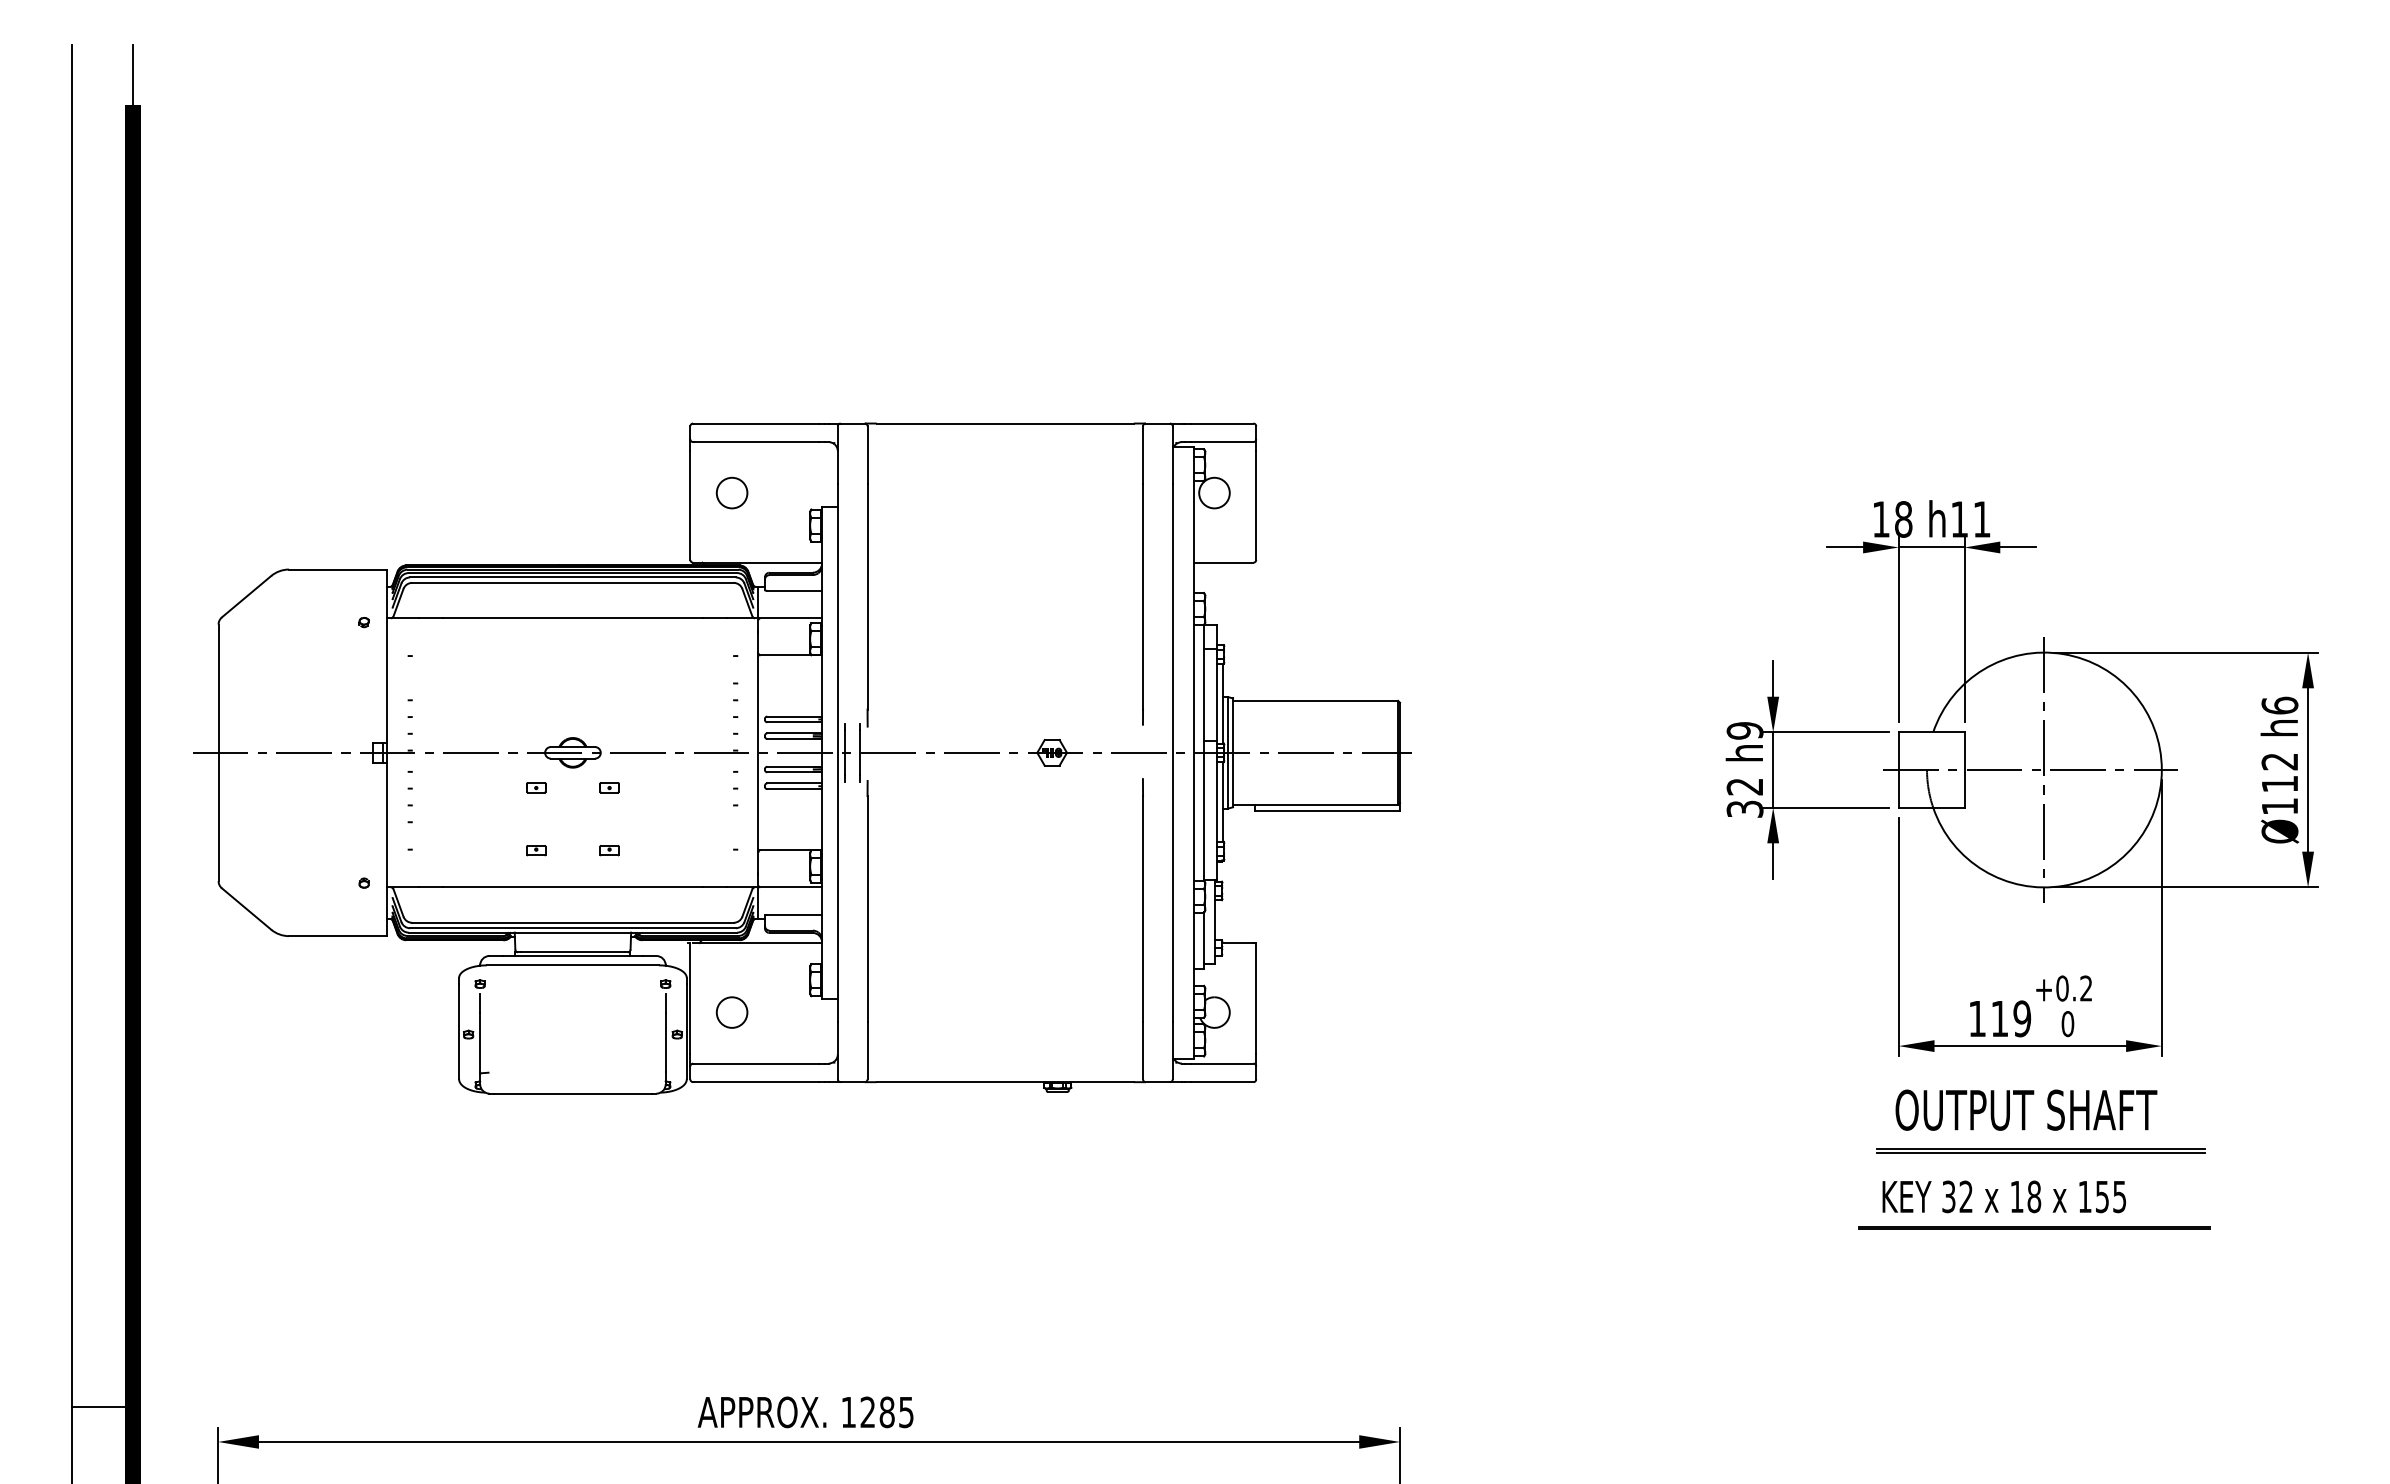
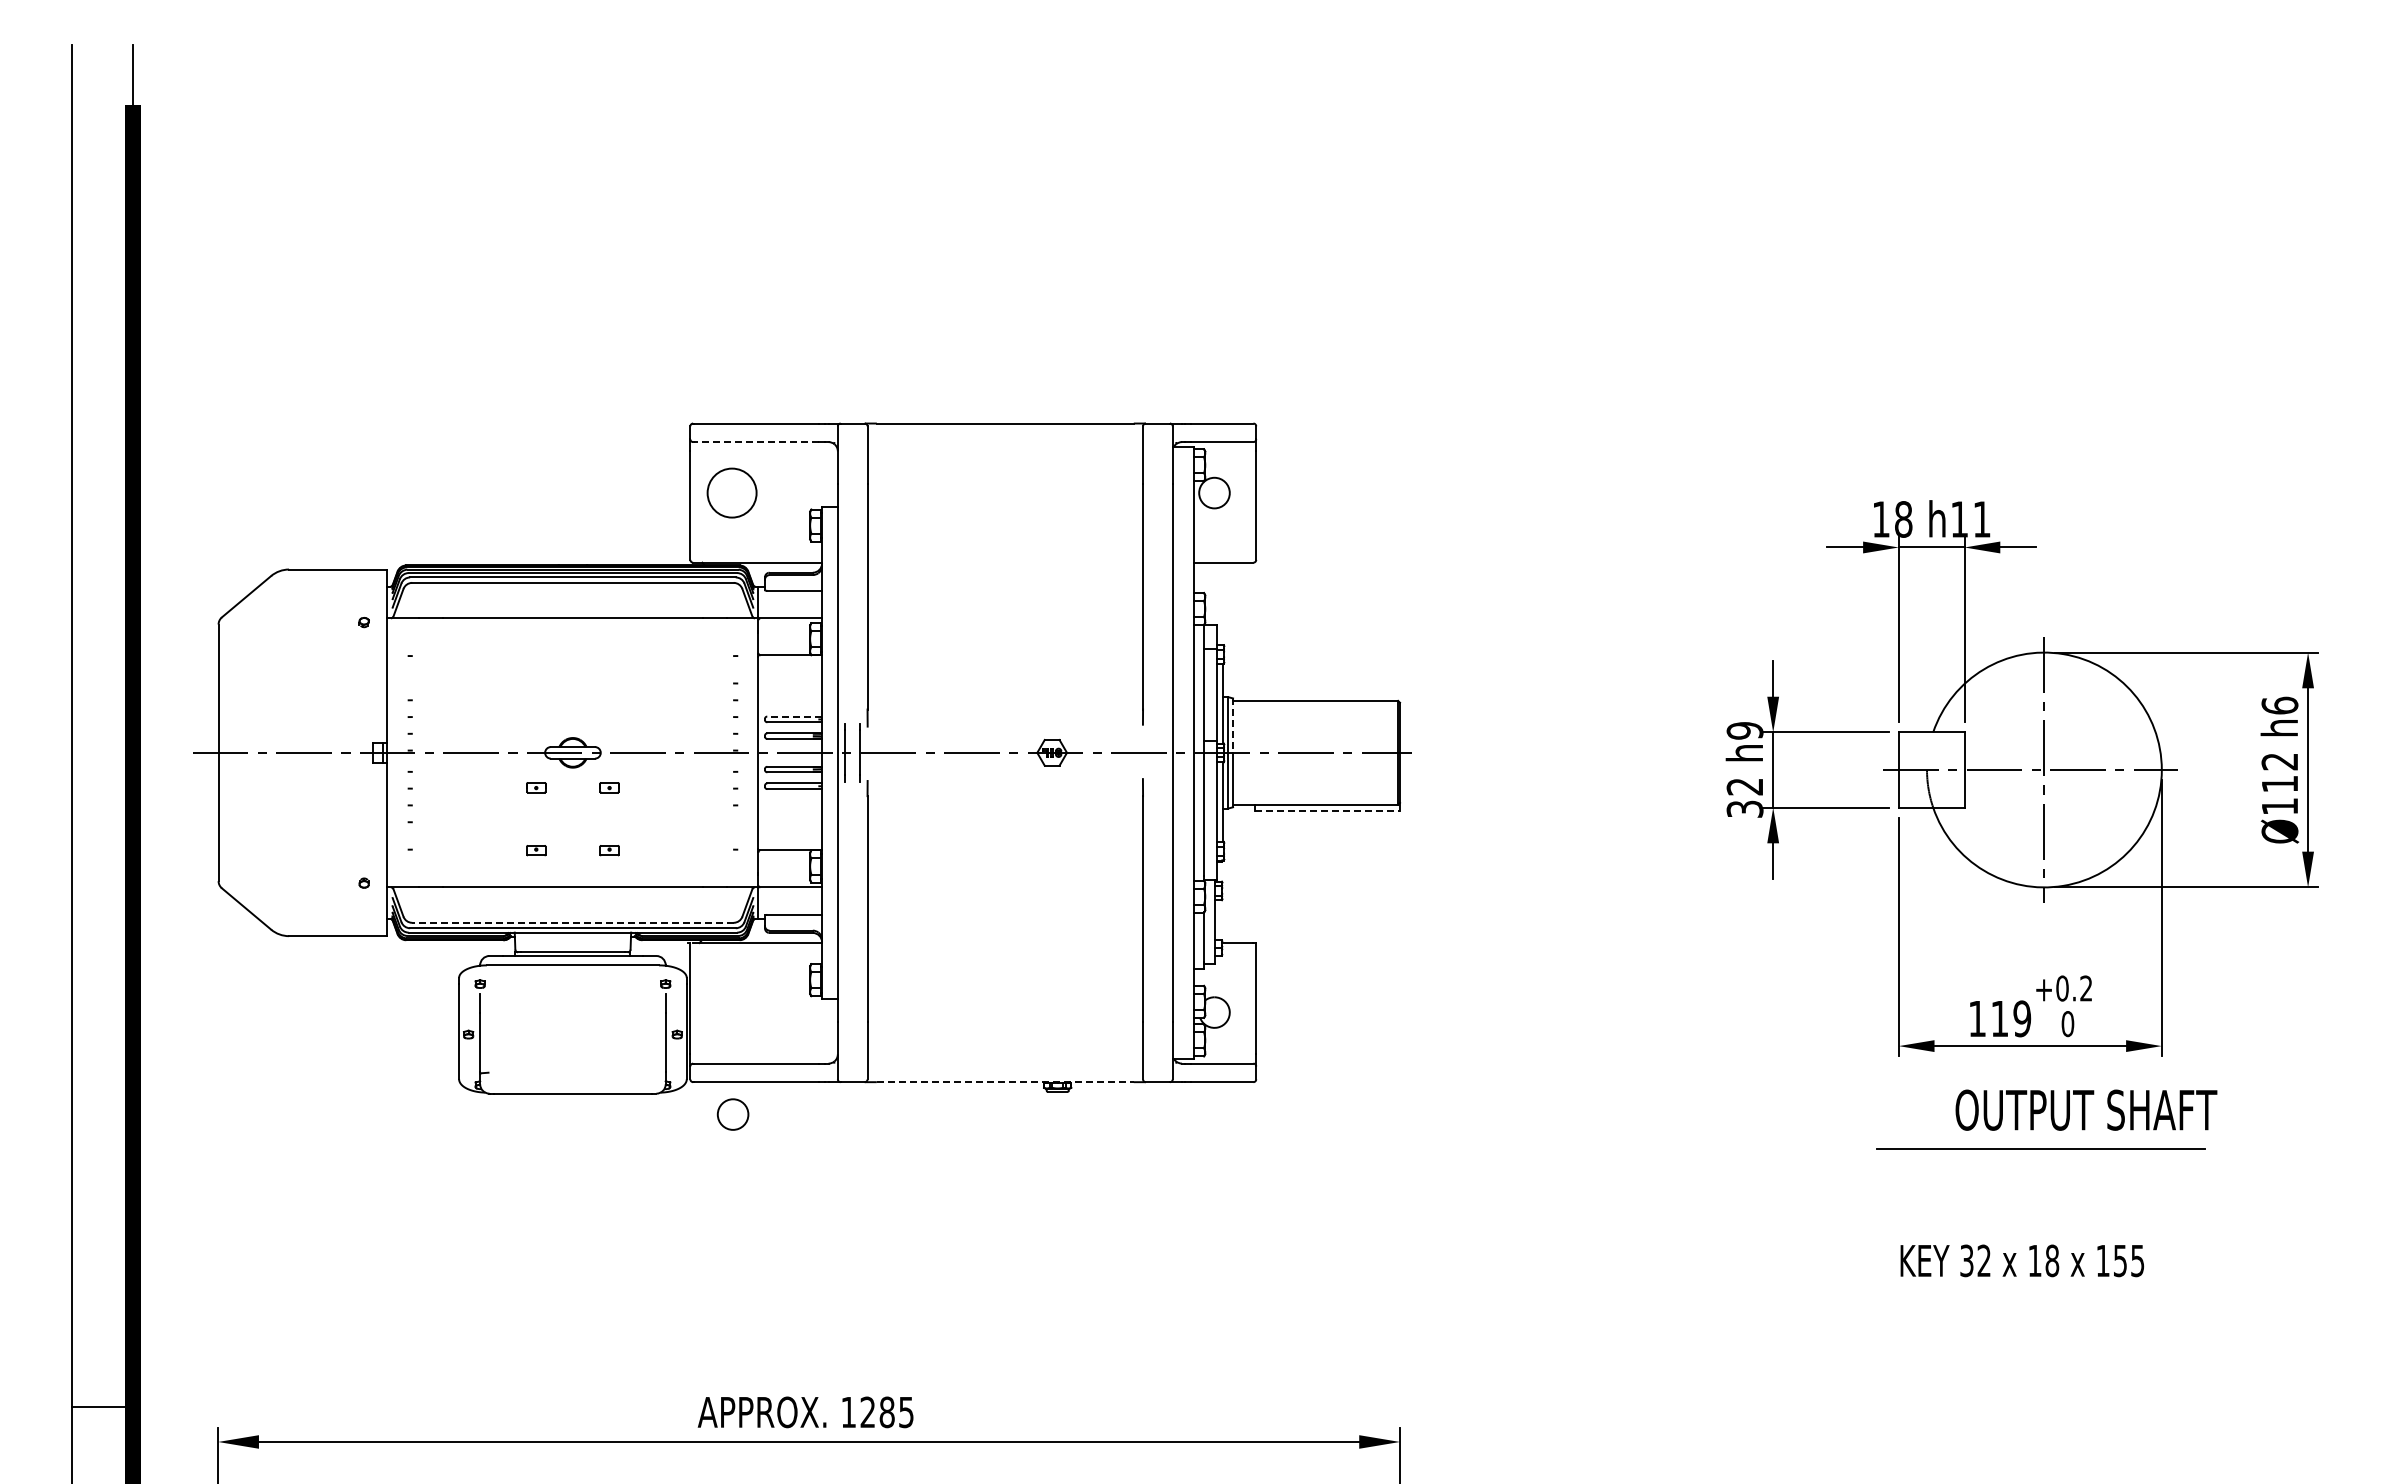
line: solid -> dashed (756, 442)
circle diameter: 31 px -> 49 px (731, 492)
line: solid -> dashed (794, 716)
line: solid -> dashed (1233, 726)
line: solid -> dashed (1328, 811)
line: solid -> dashed (572, 922)
circle position: (731, 1012) -> (732, 1114) (732, 1114)
line: solid -> dashed (1005, 1082)
text position: (2026, 1109) -> (2086, 1109) (2086, 1109)
line: present -> none (2040, 1152)
text position: (2004, 1196) -> (2022, 1260) (2022, 1260)
line: present -> none (2034, 1227)
